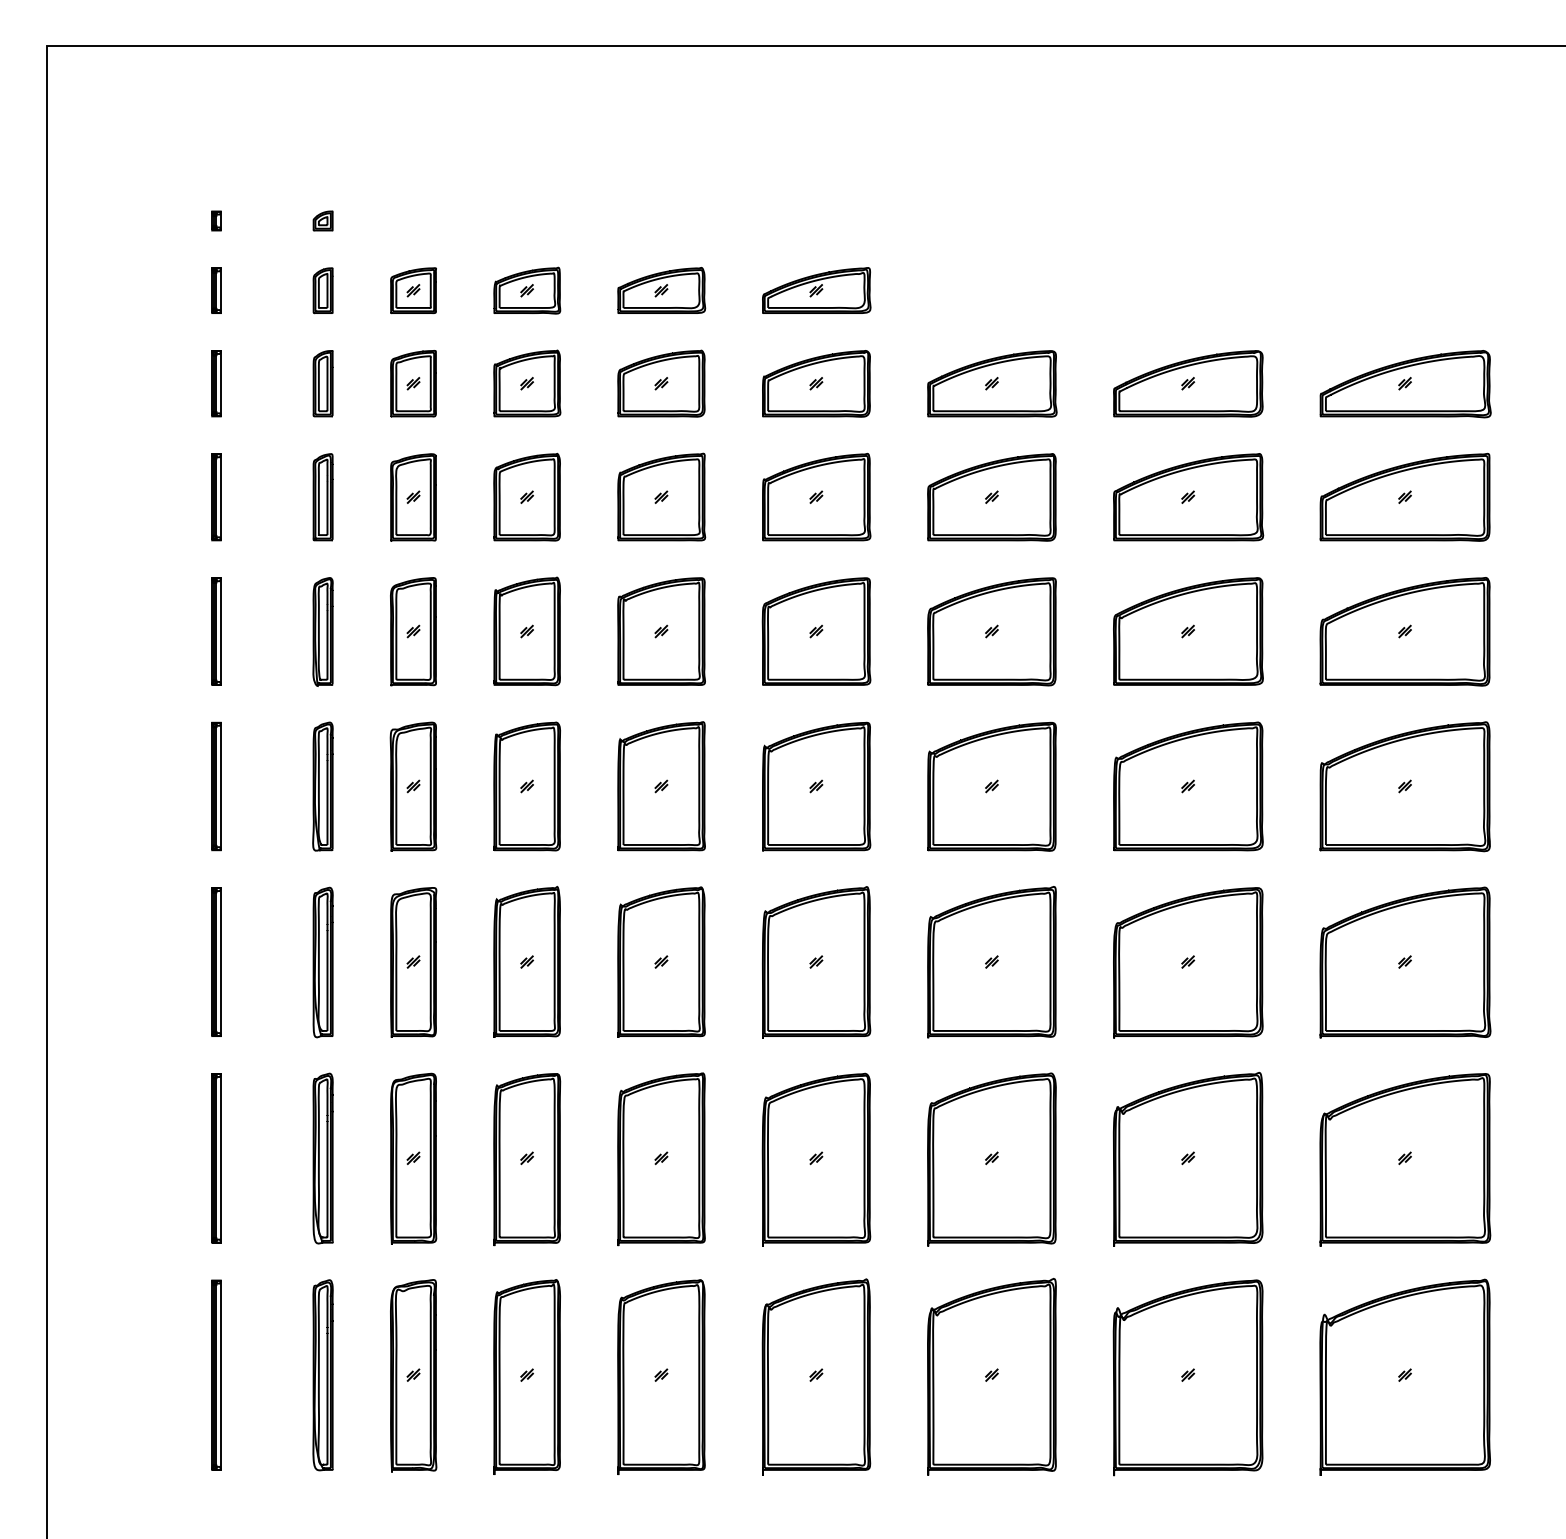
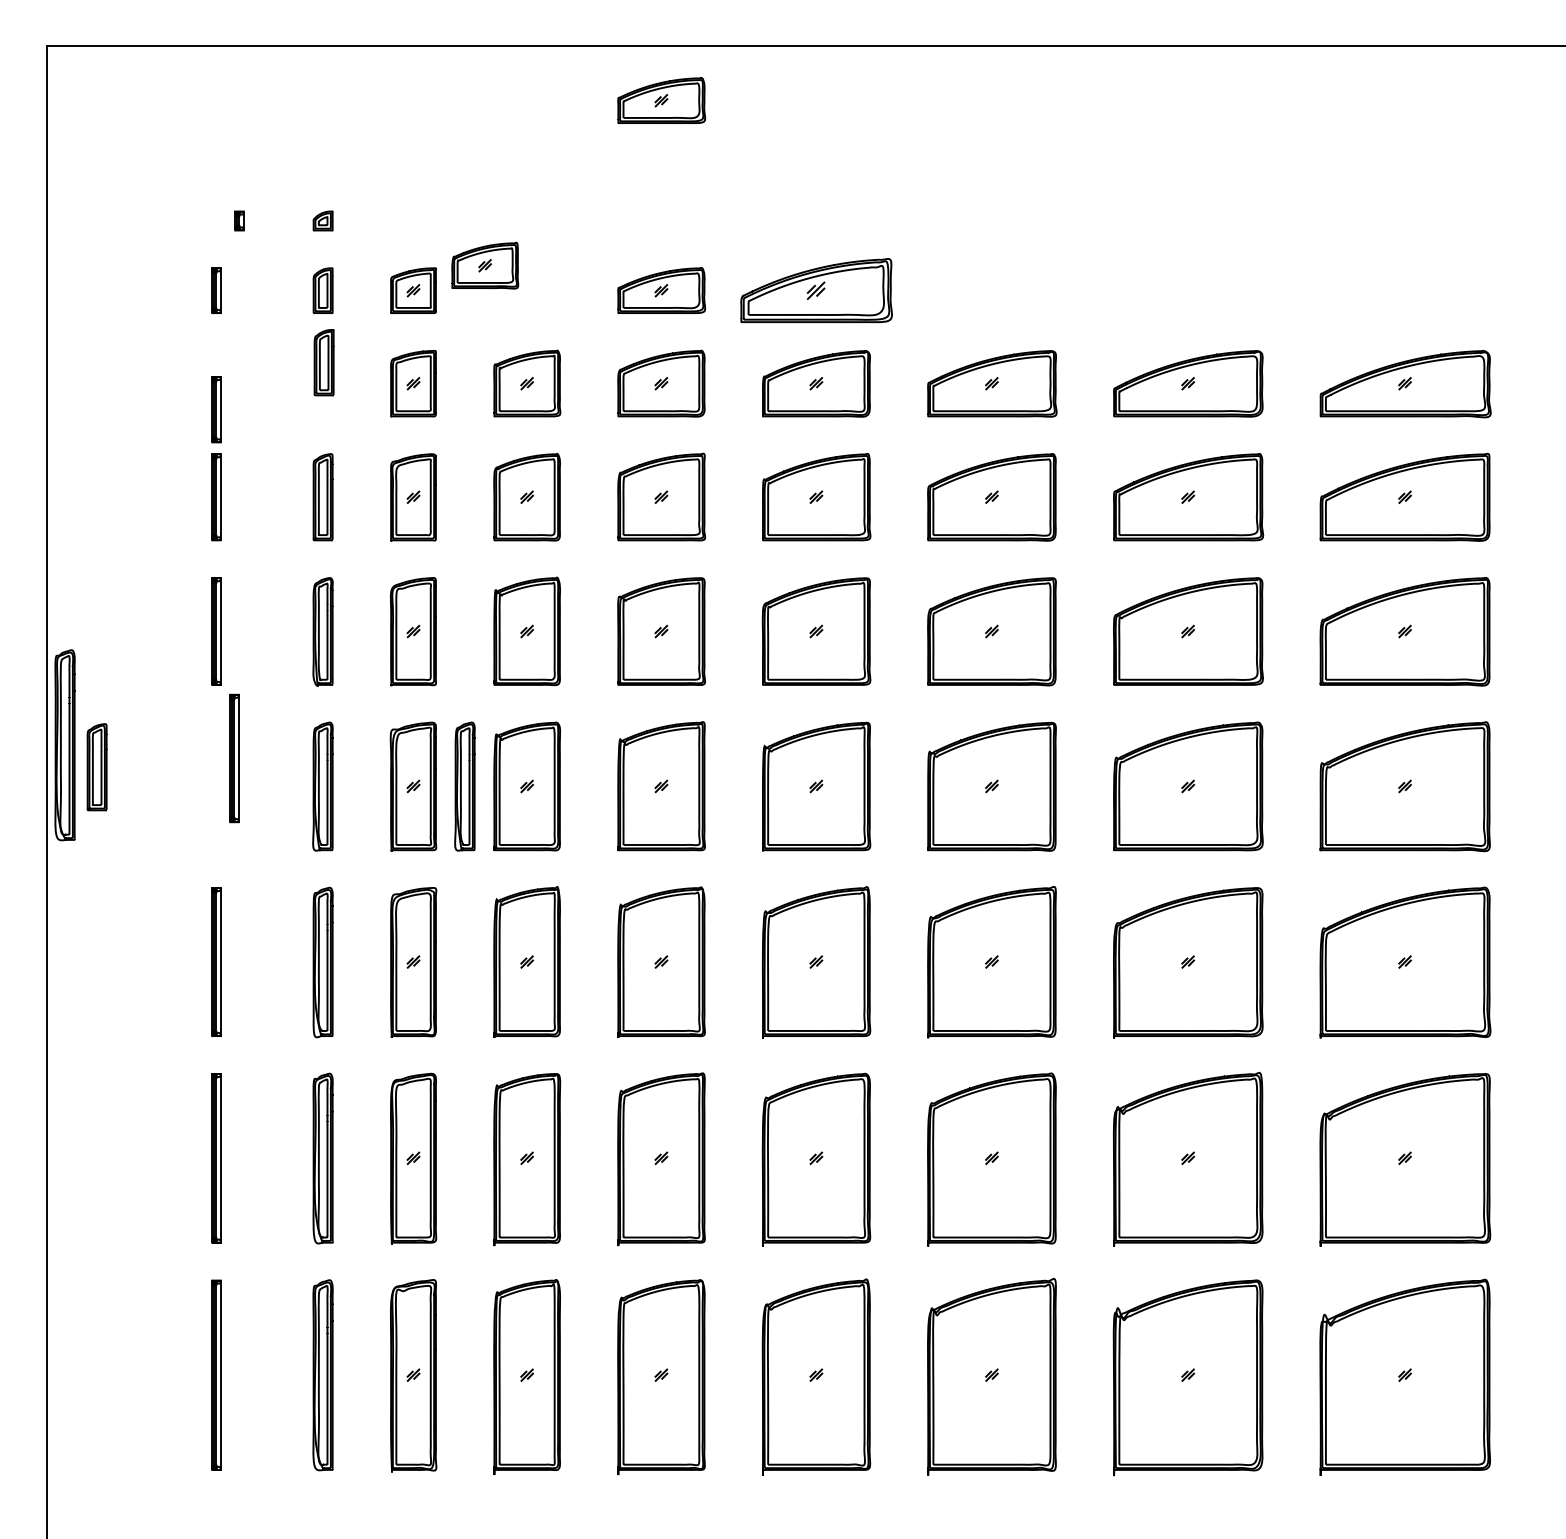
part: none -> present (661, 100)
part position: (216, 220) -> (239, 220) (239, 220)
part position: (527, 290) -> (485, 265) (485, 265)
part size: 110x47 px -> 153x65 px (816, 290)
part position: (216, 383) -> (216, 409) (216, 409)
part position: (322, 383) -> (323, 362) (323, 362)
part: none -> present (64, 745)
part: none -> present (96, 767)
part position: (216, 786) -> (234, 758) (234, 758)
part: none -> present (464, 786)
